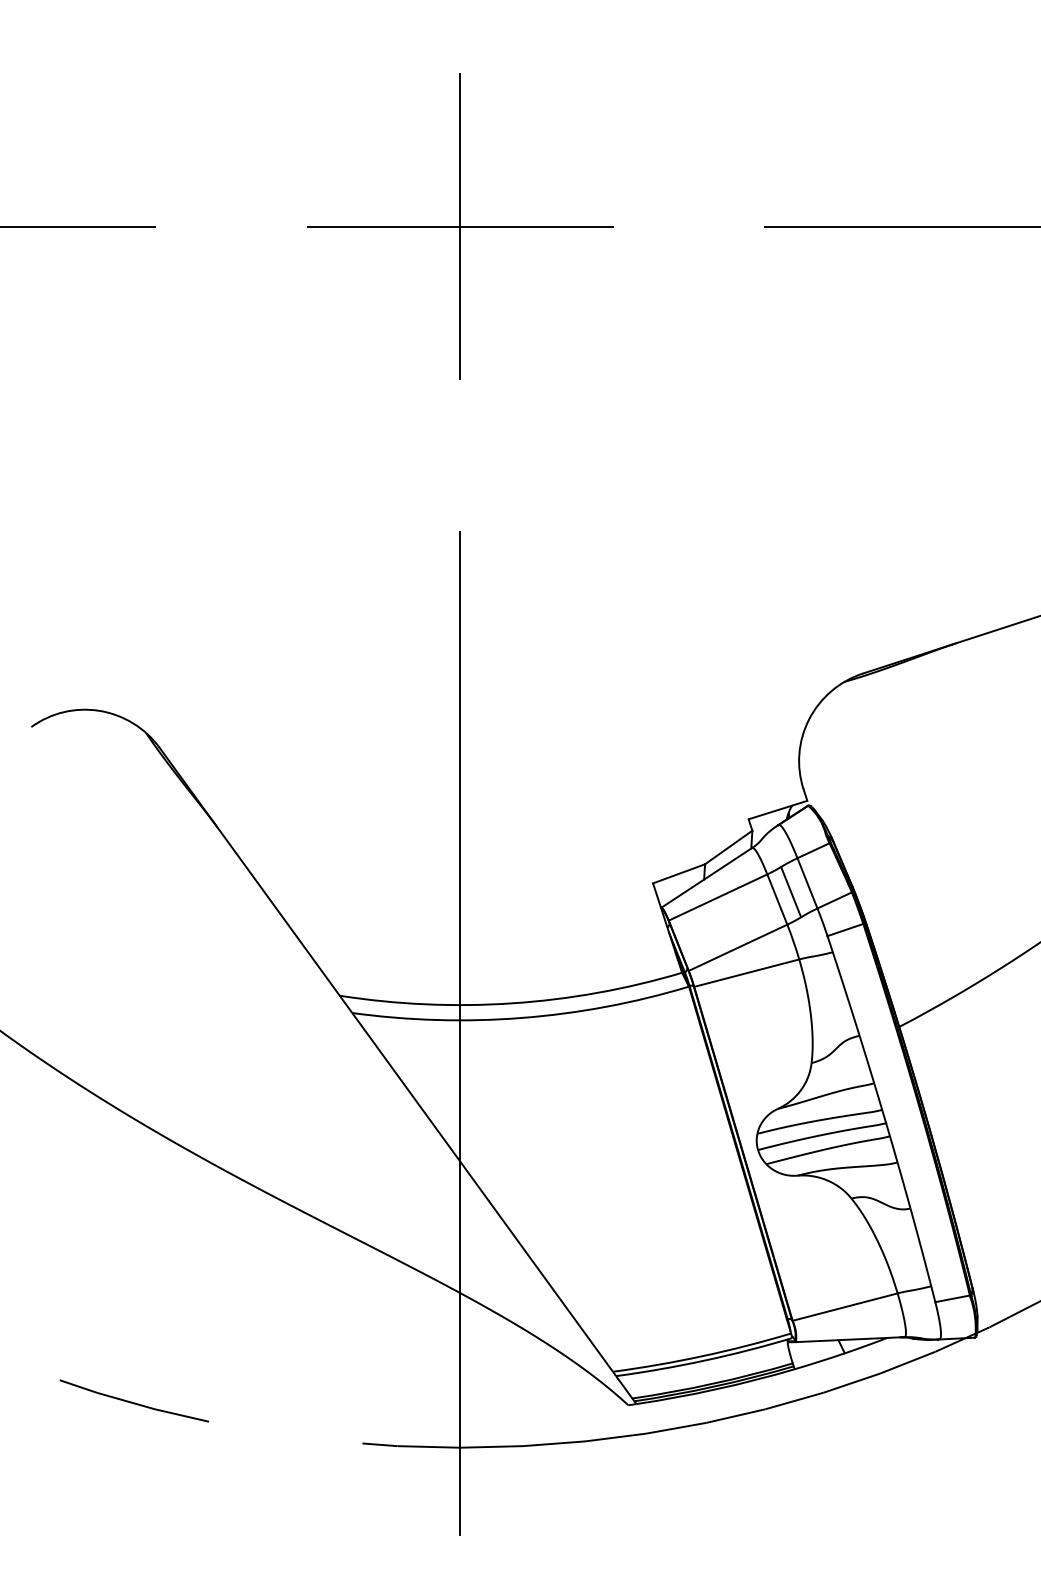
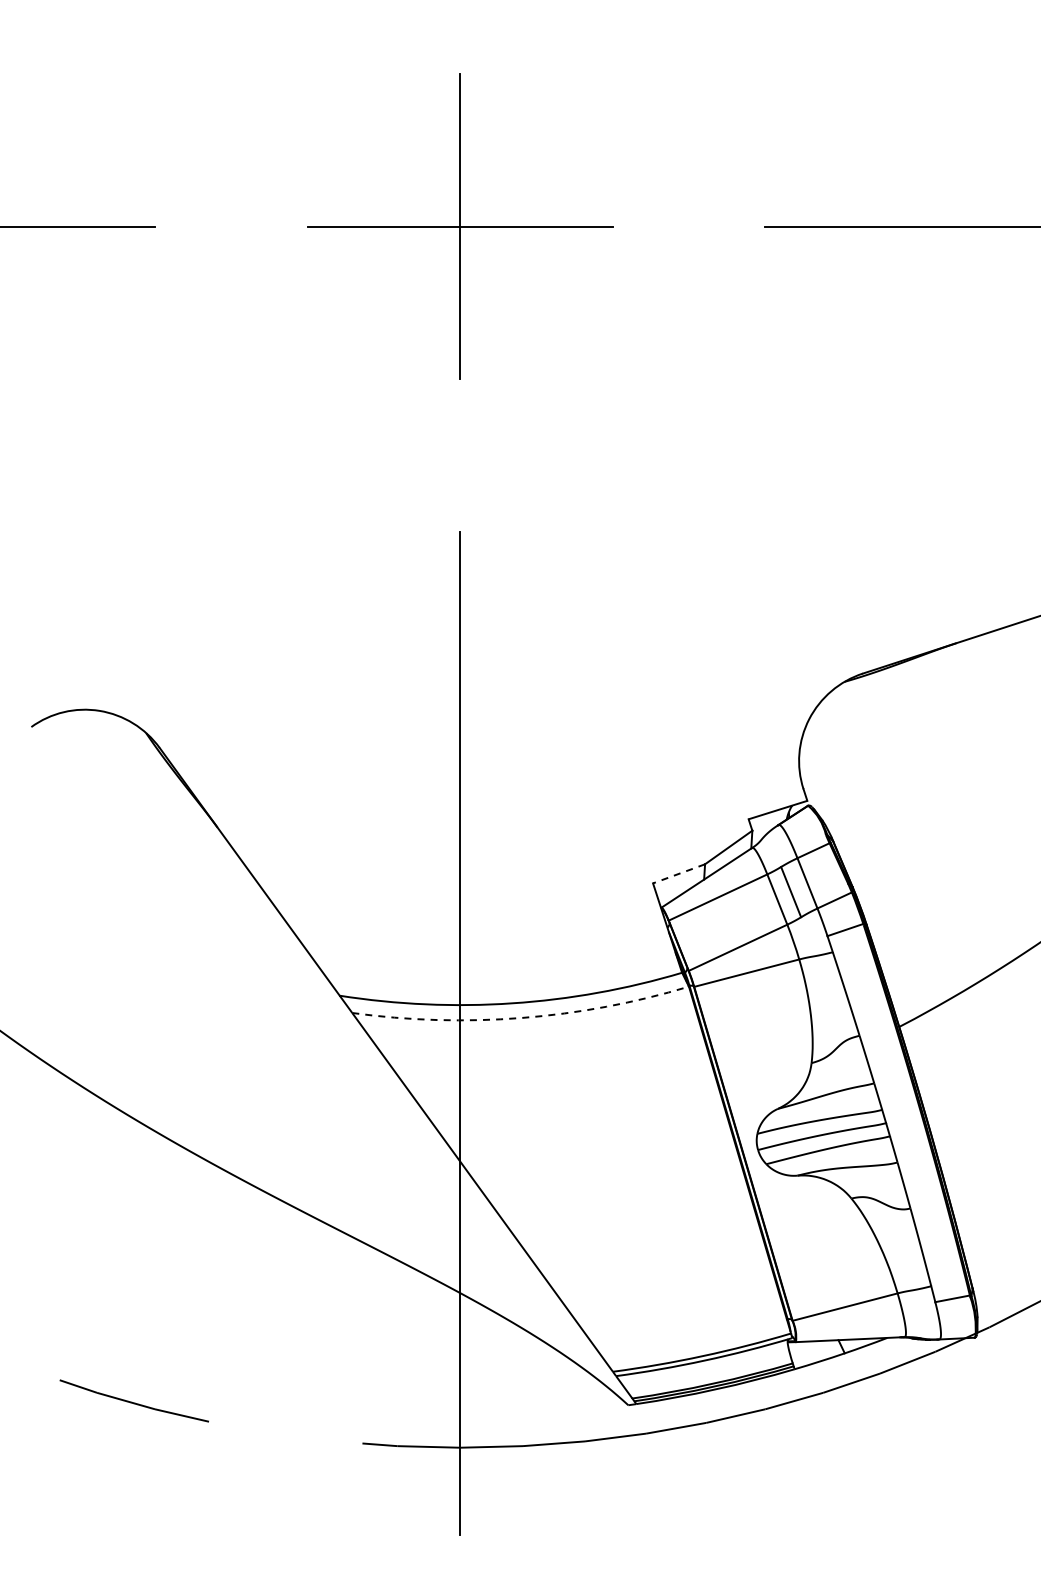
line: solid -> dashed (679, 873)
arc: solid -> dashed (522, 1017)
